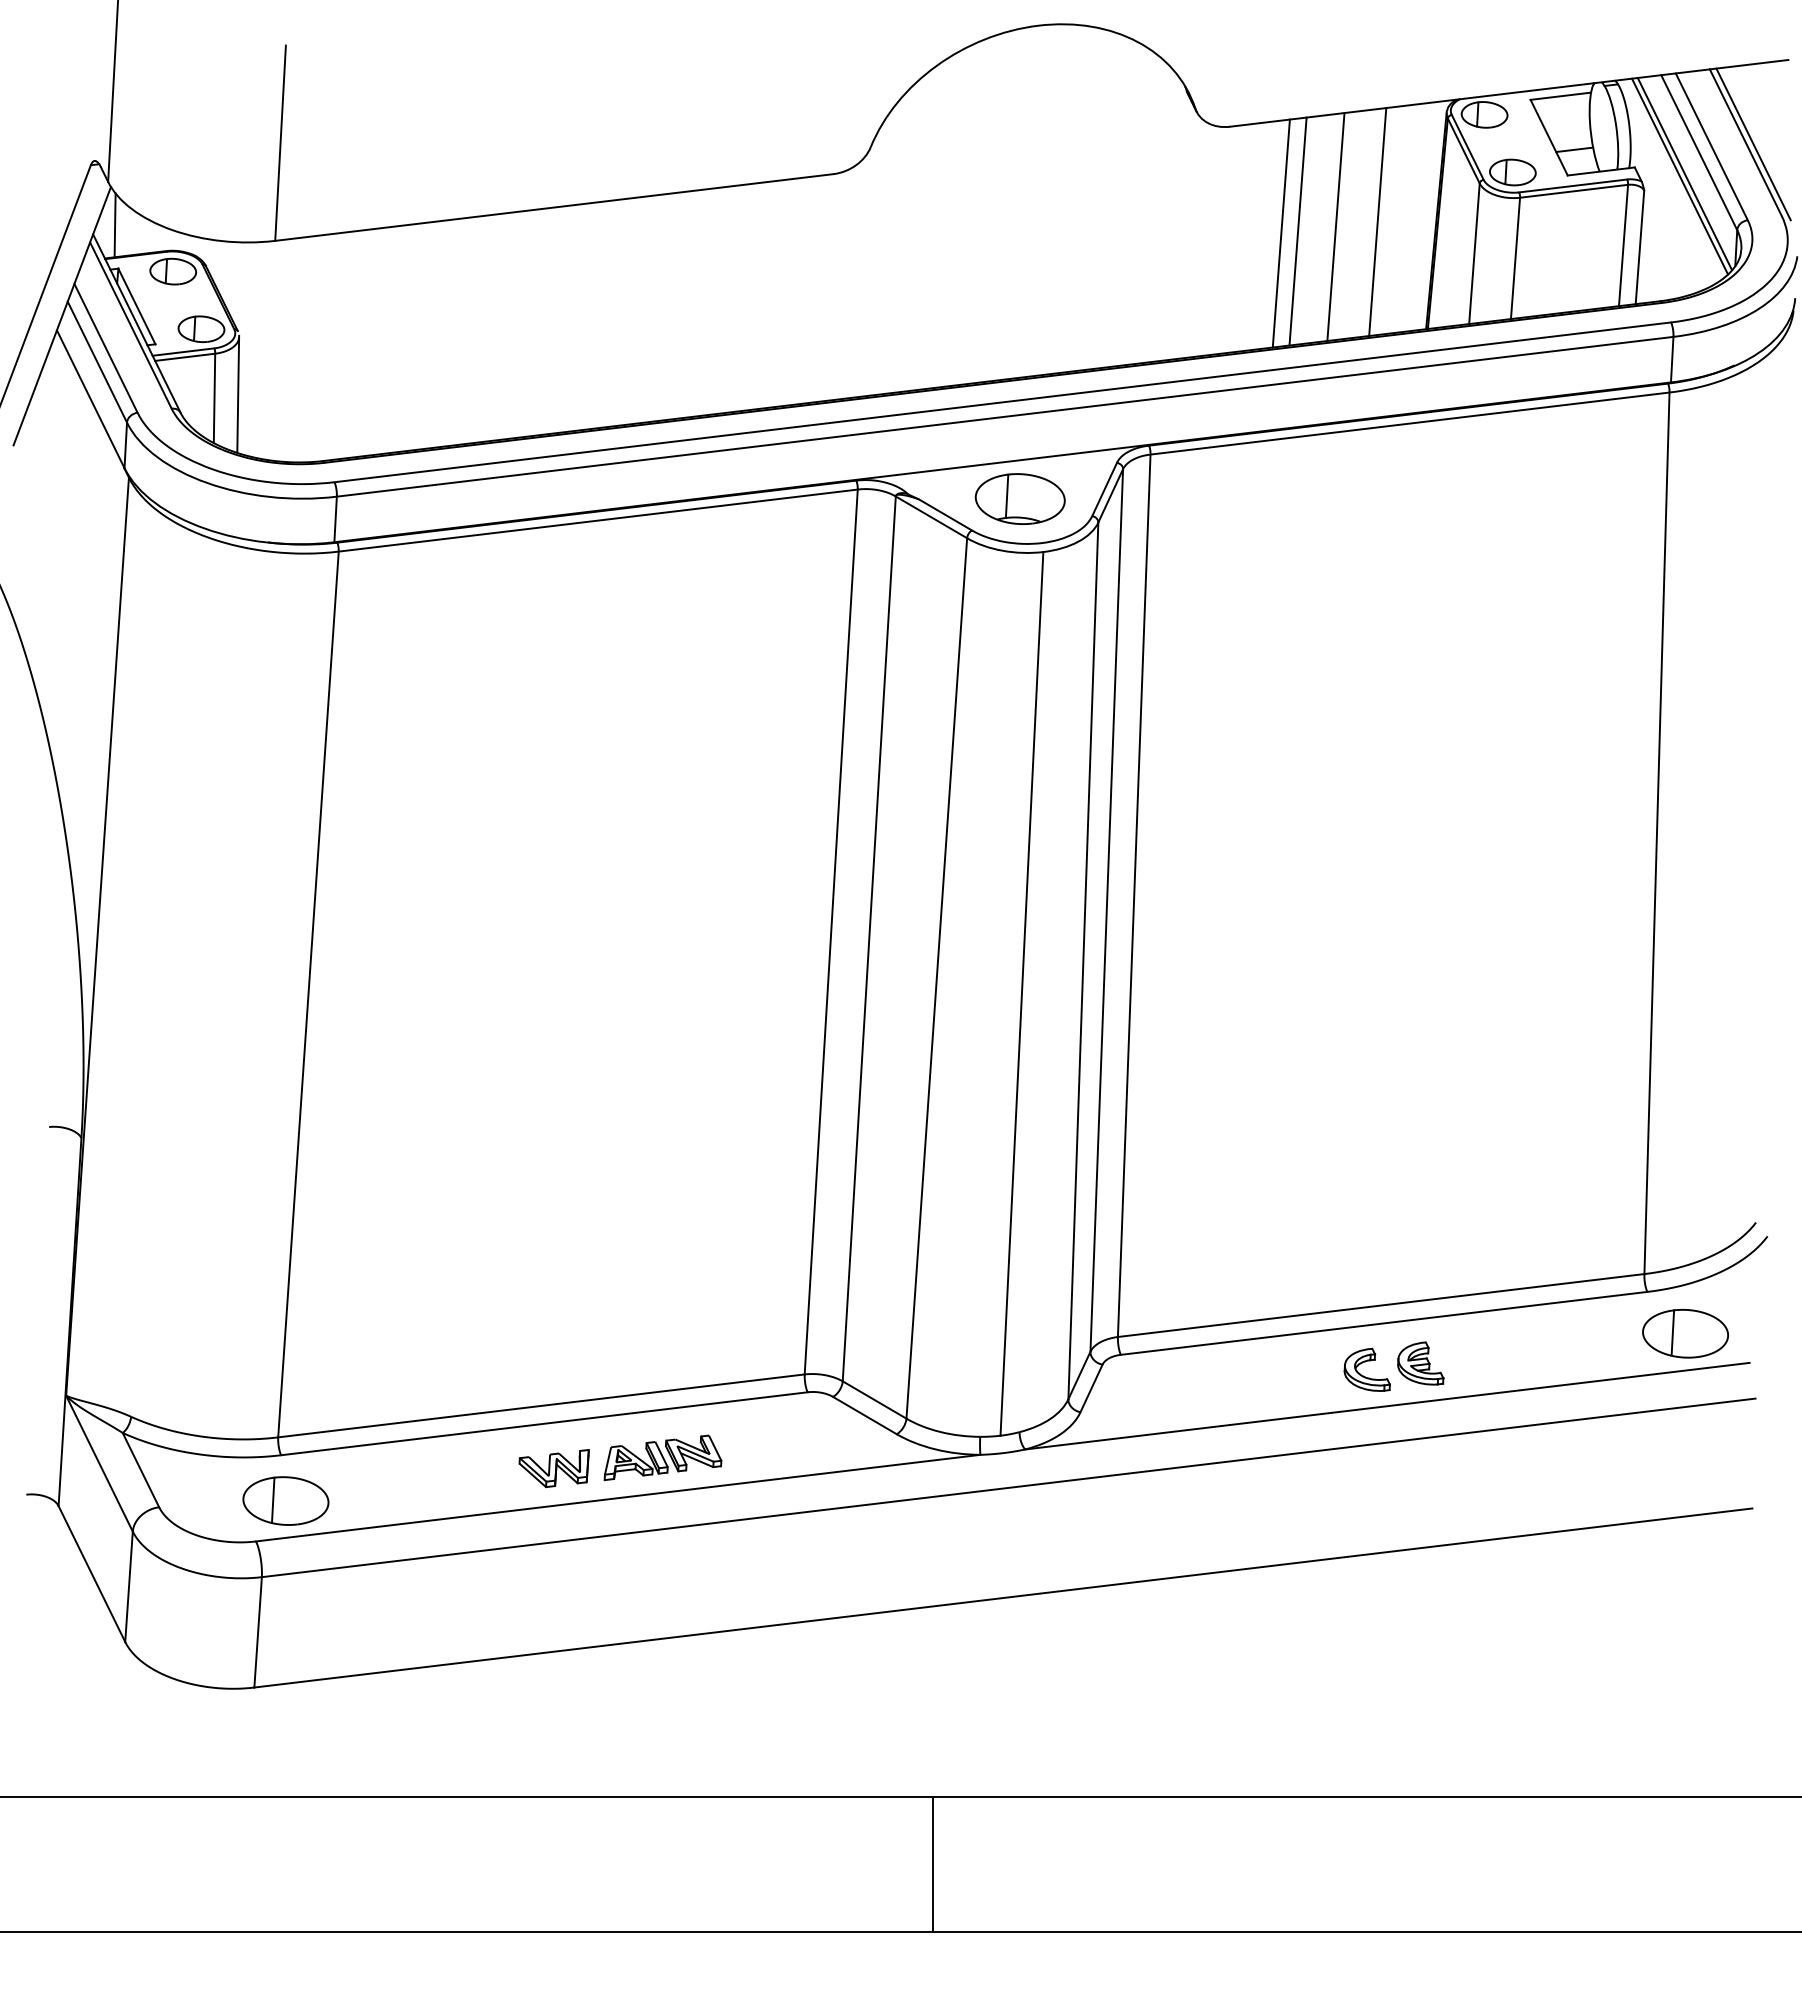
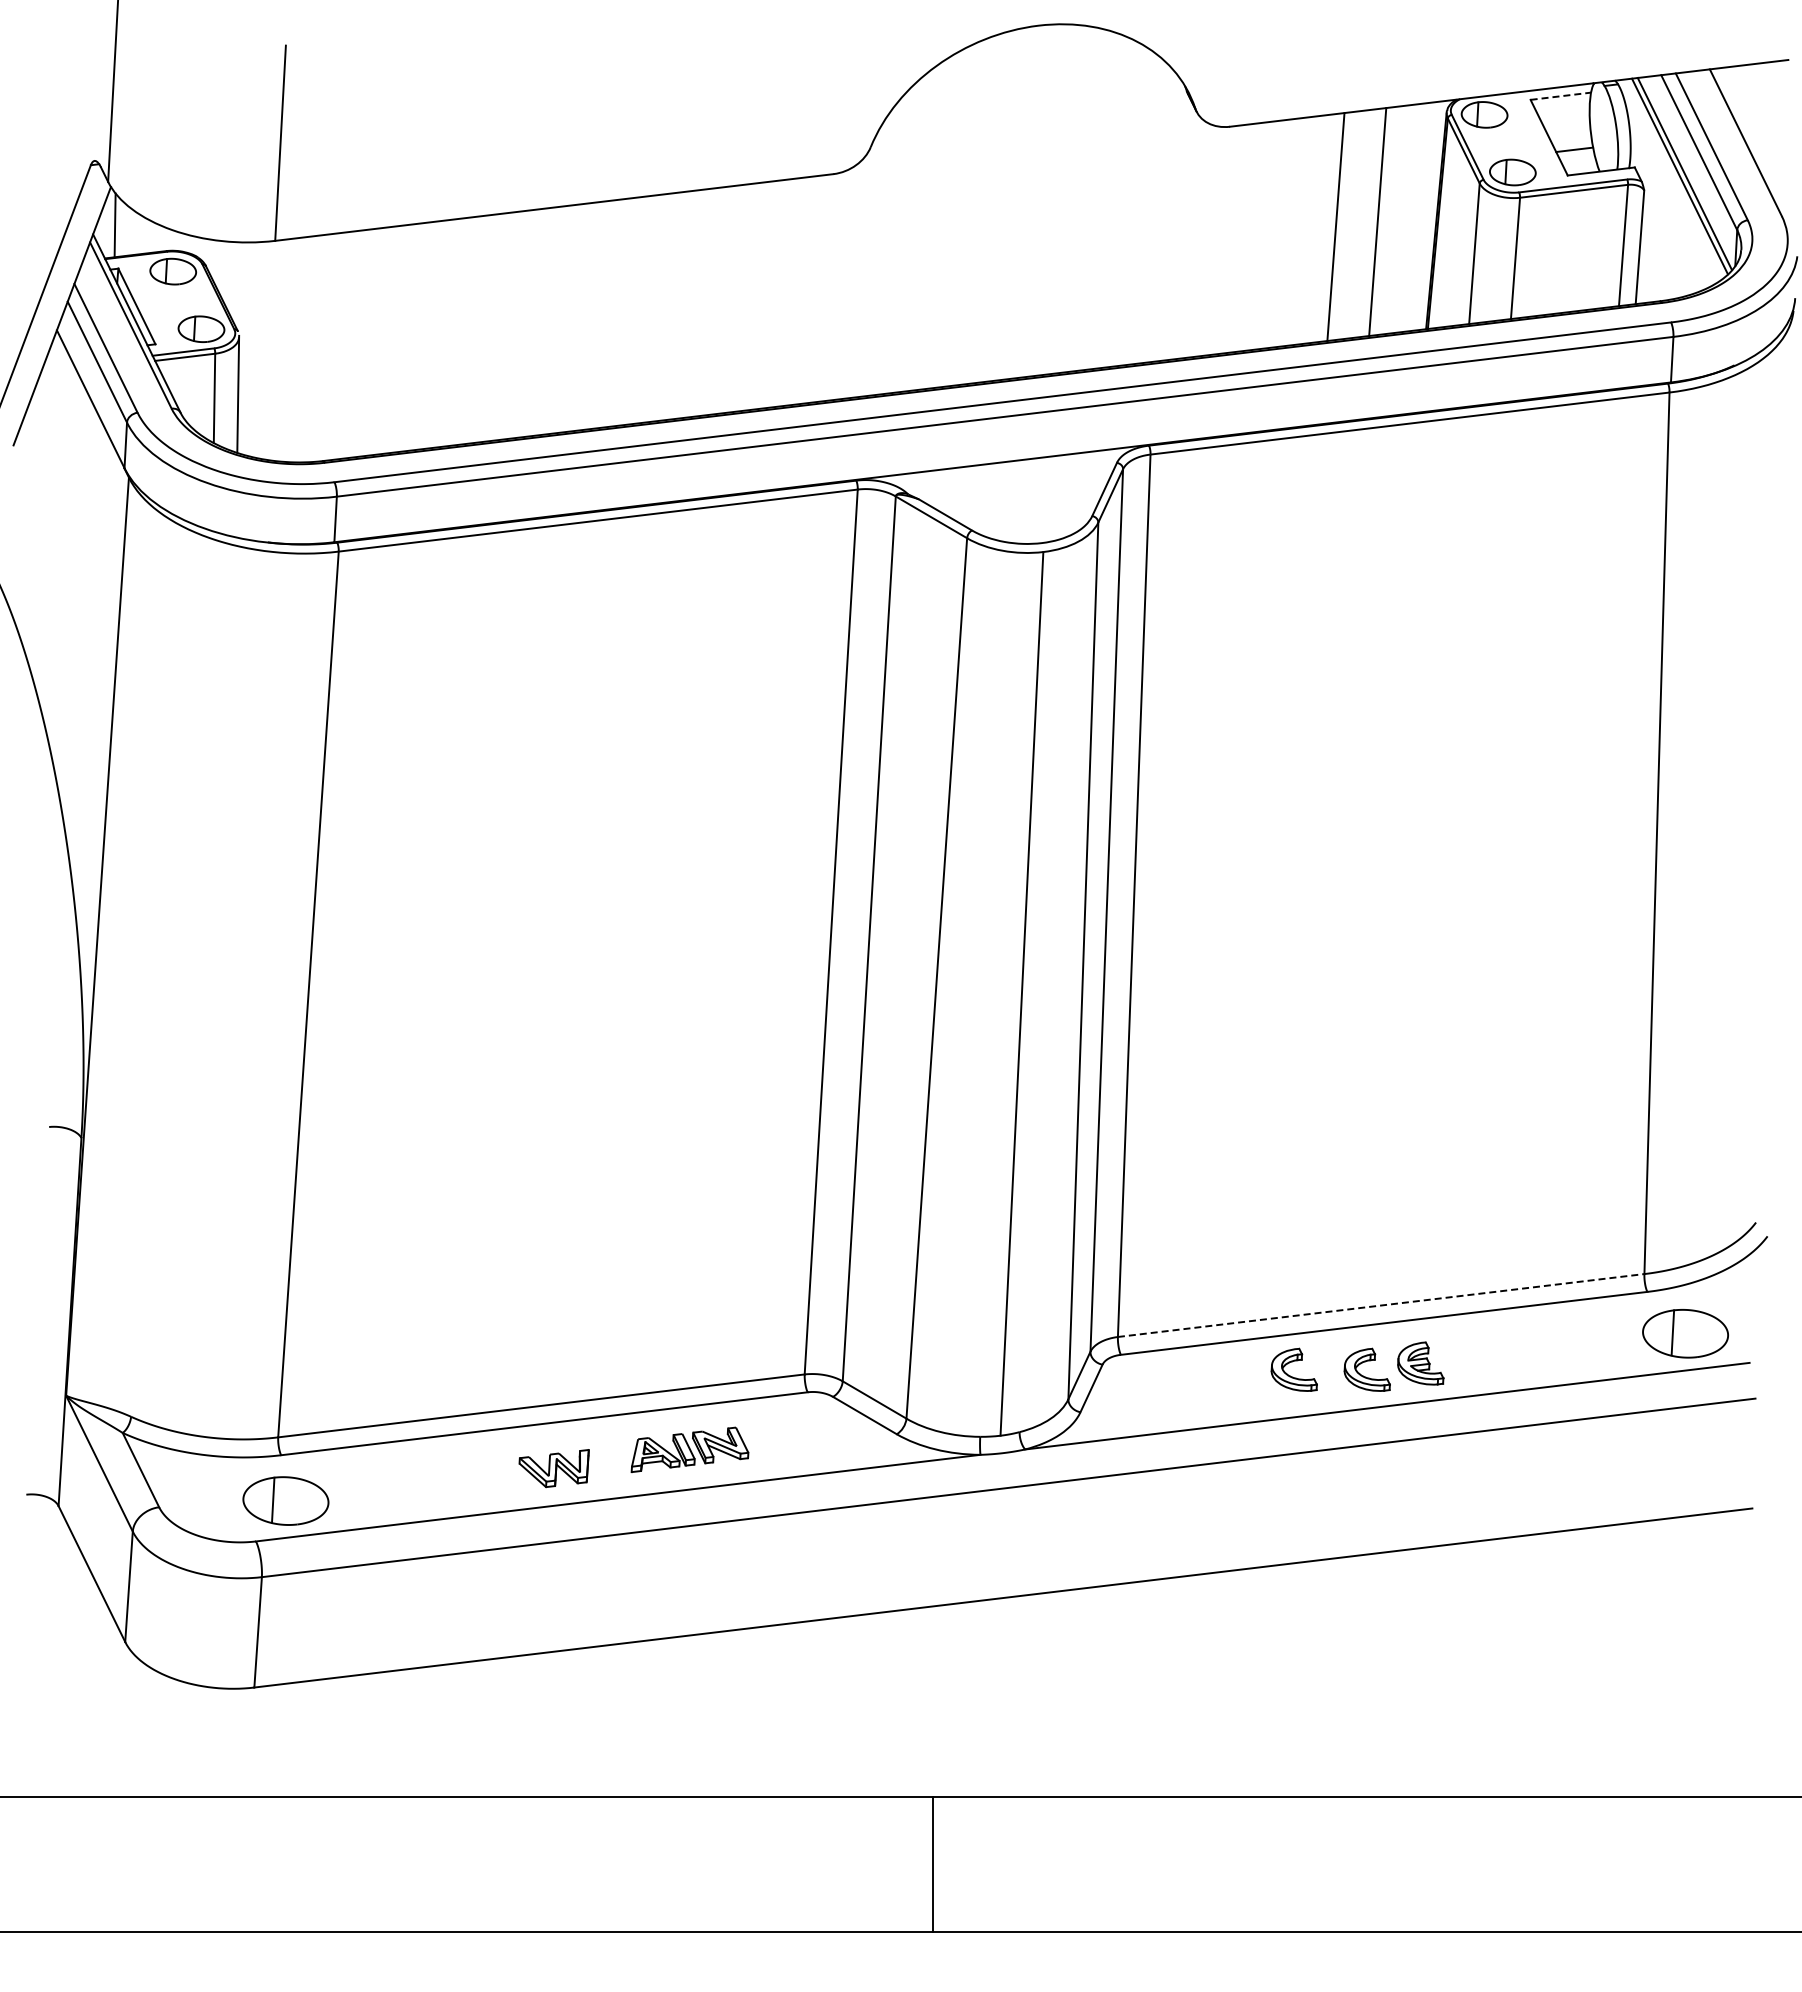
line: solid -> dashed (1561, 96)
line: present -> none (1753, 144)
line: present -> none (1297, 231)
line: present -> none (1280, 233)
part: present -> none (1019, 498)
line: solid -> dashed (1381, 1305)
part: none -> present (1290, 1375)
part position: (662, 1457) -> (689, 1449) (689, 1449)
